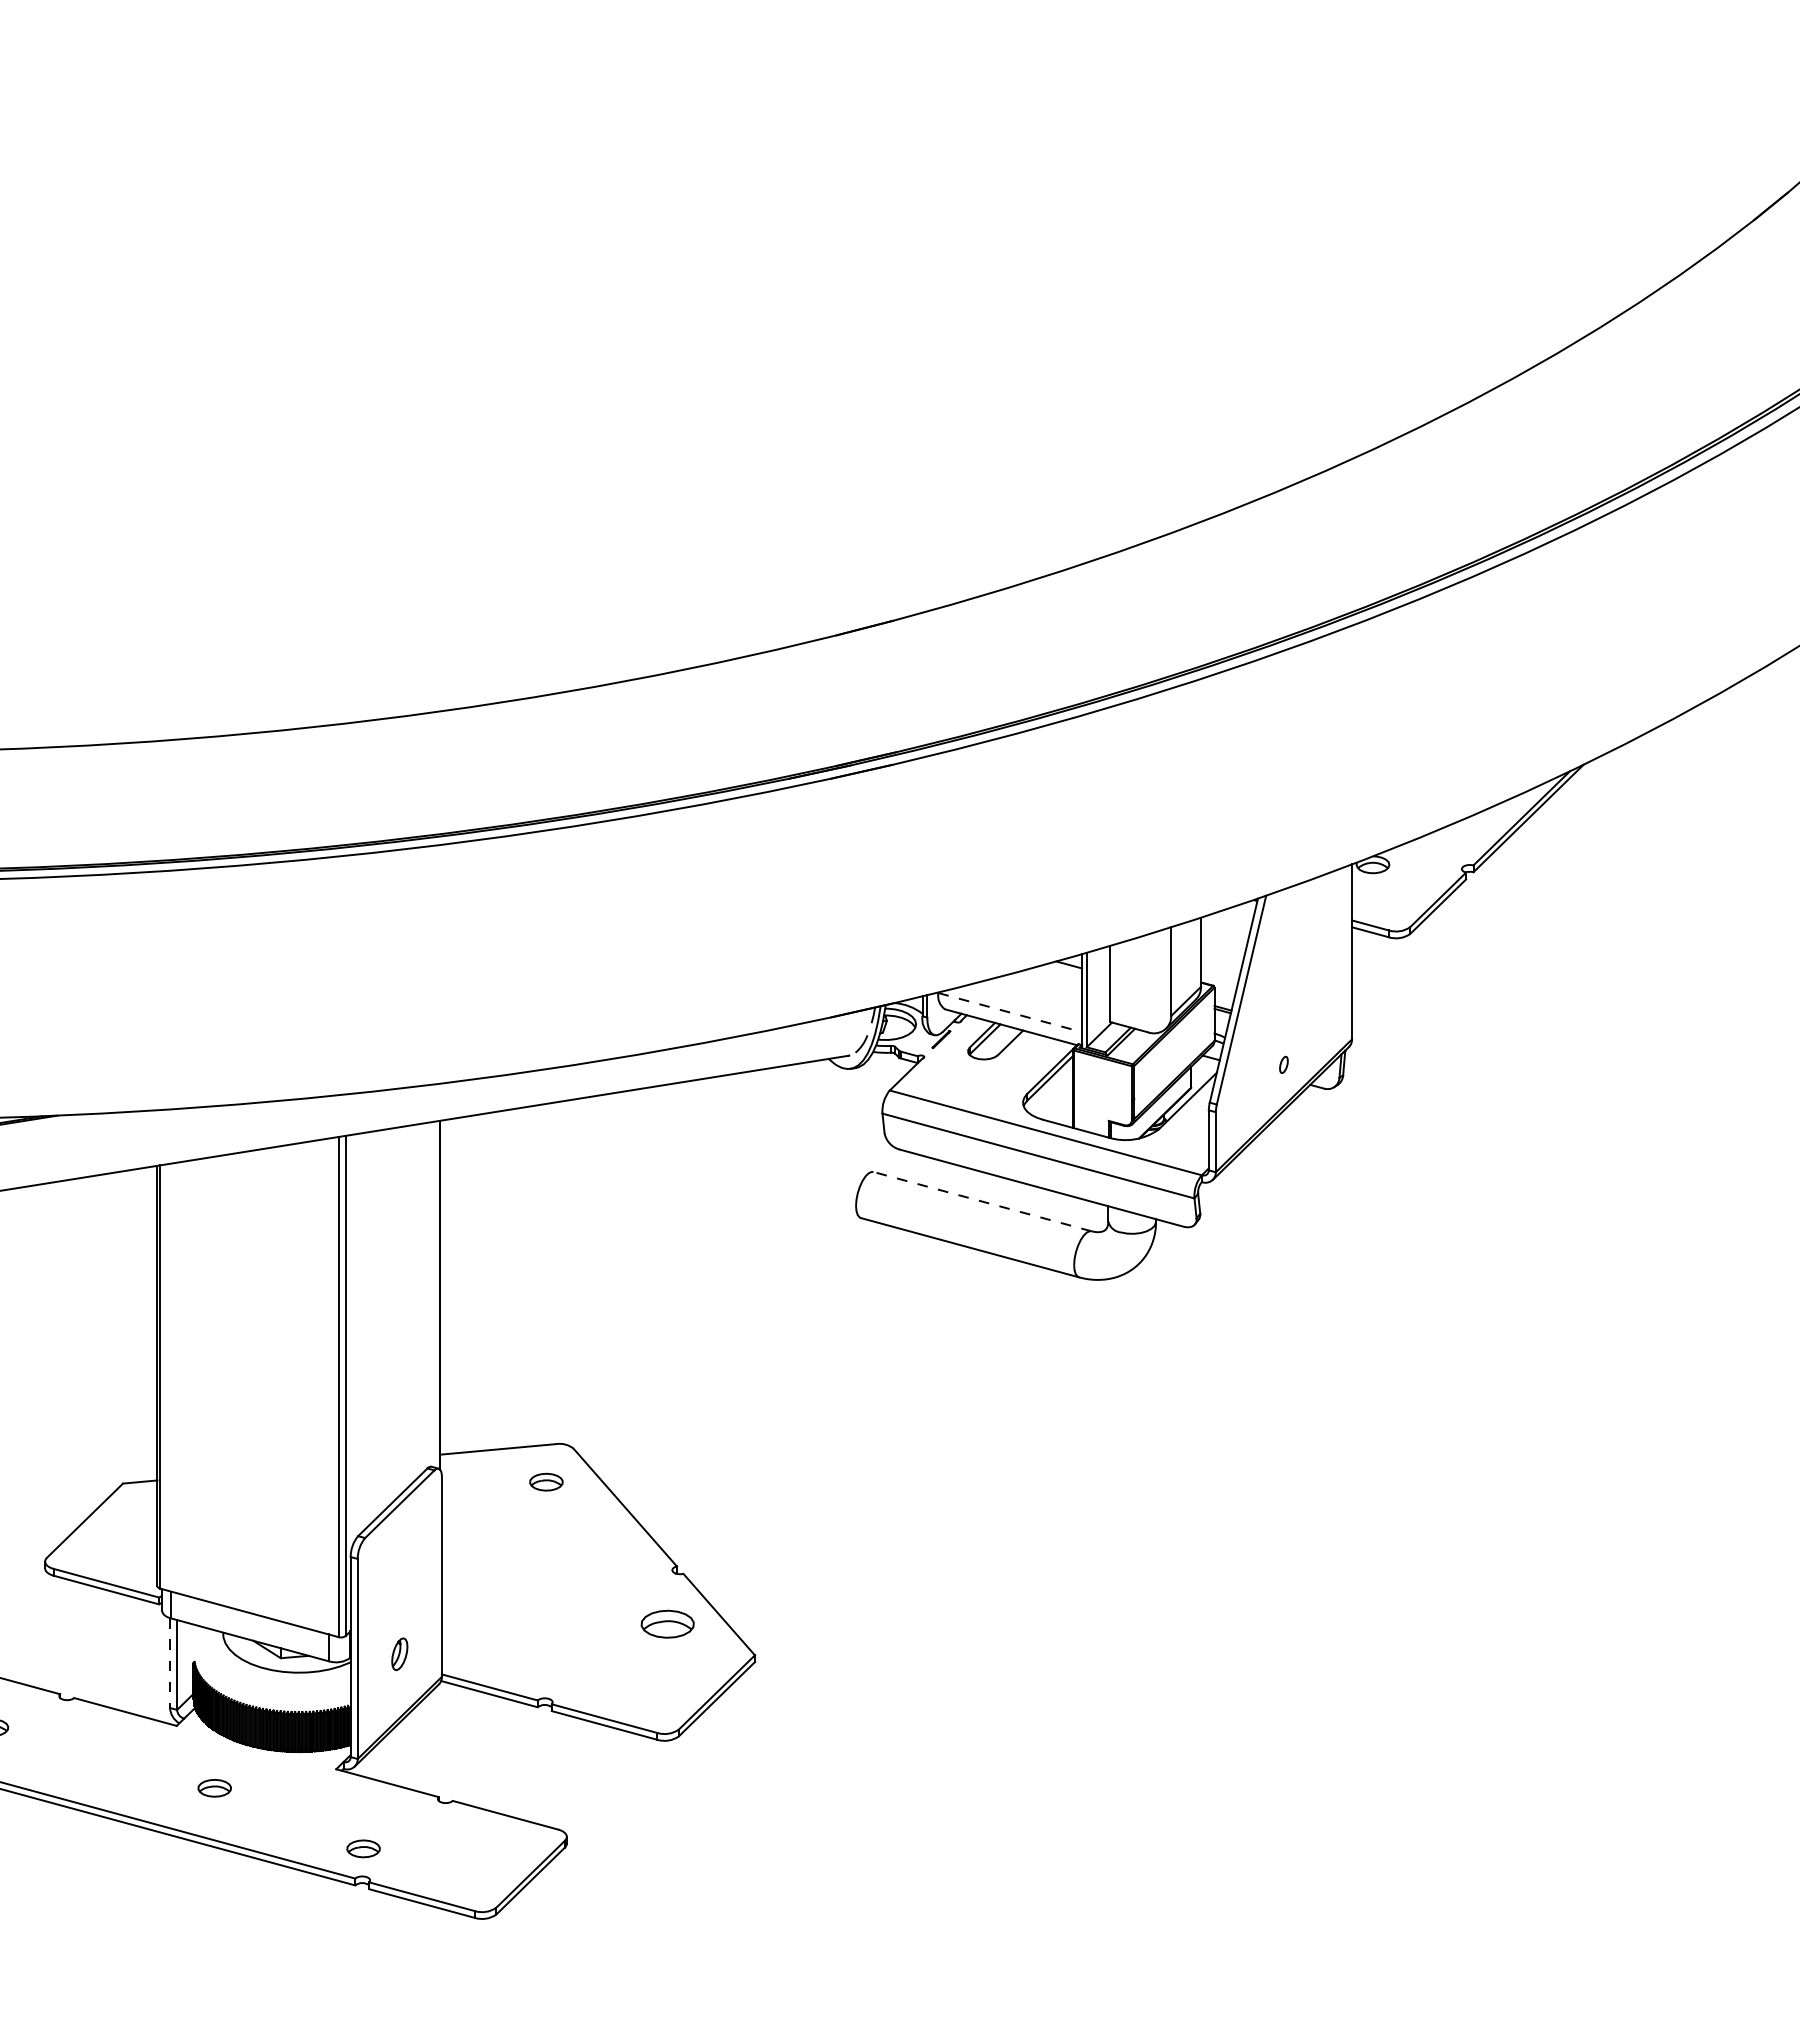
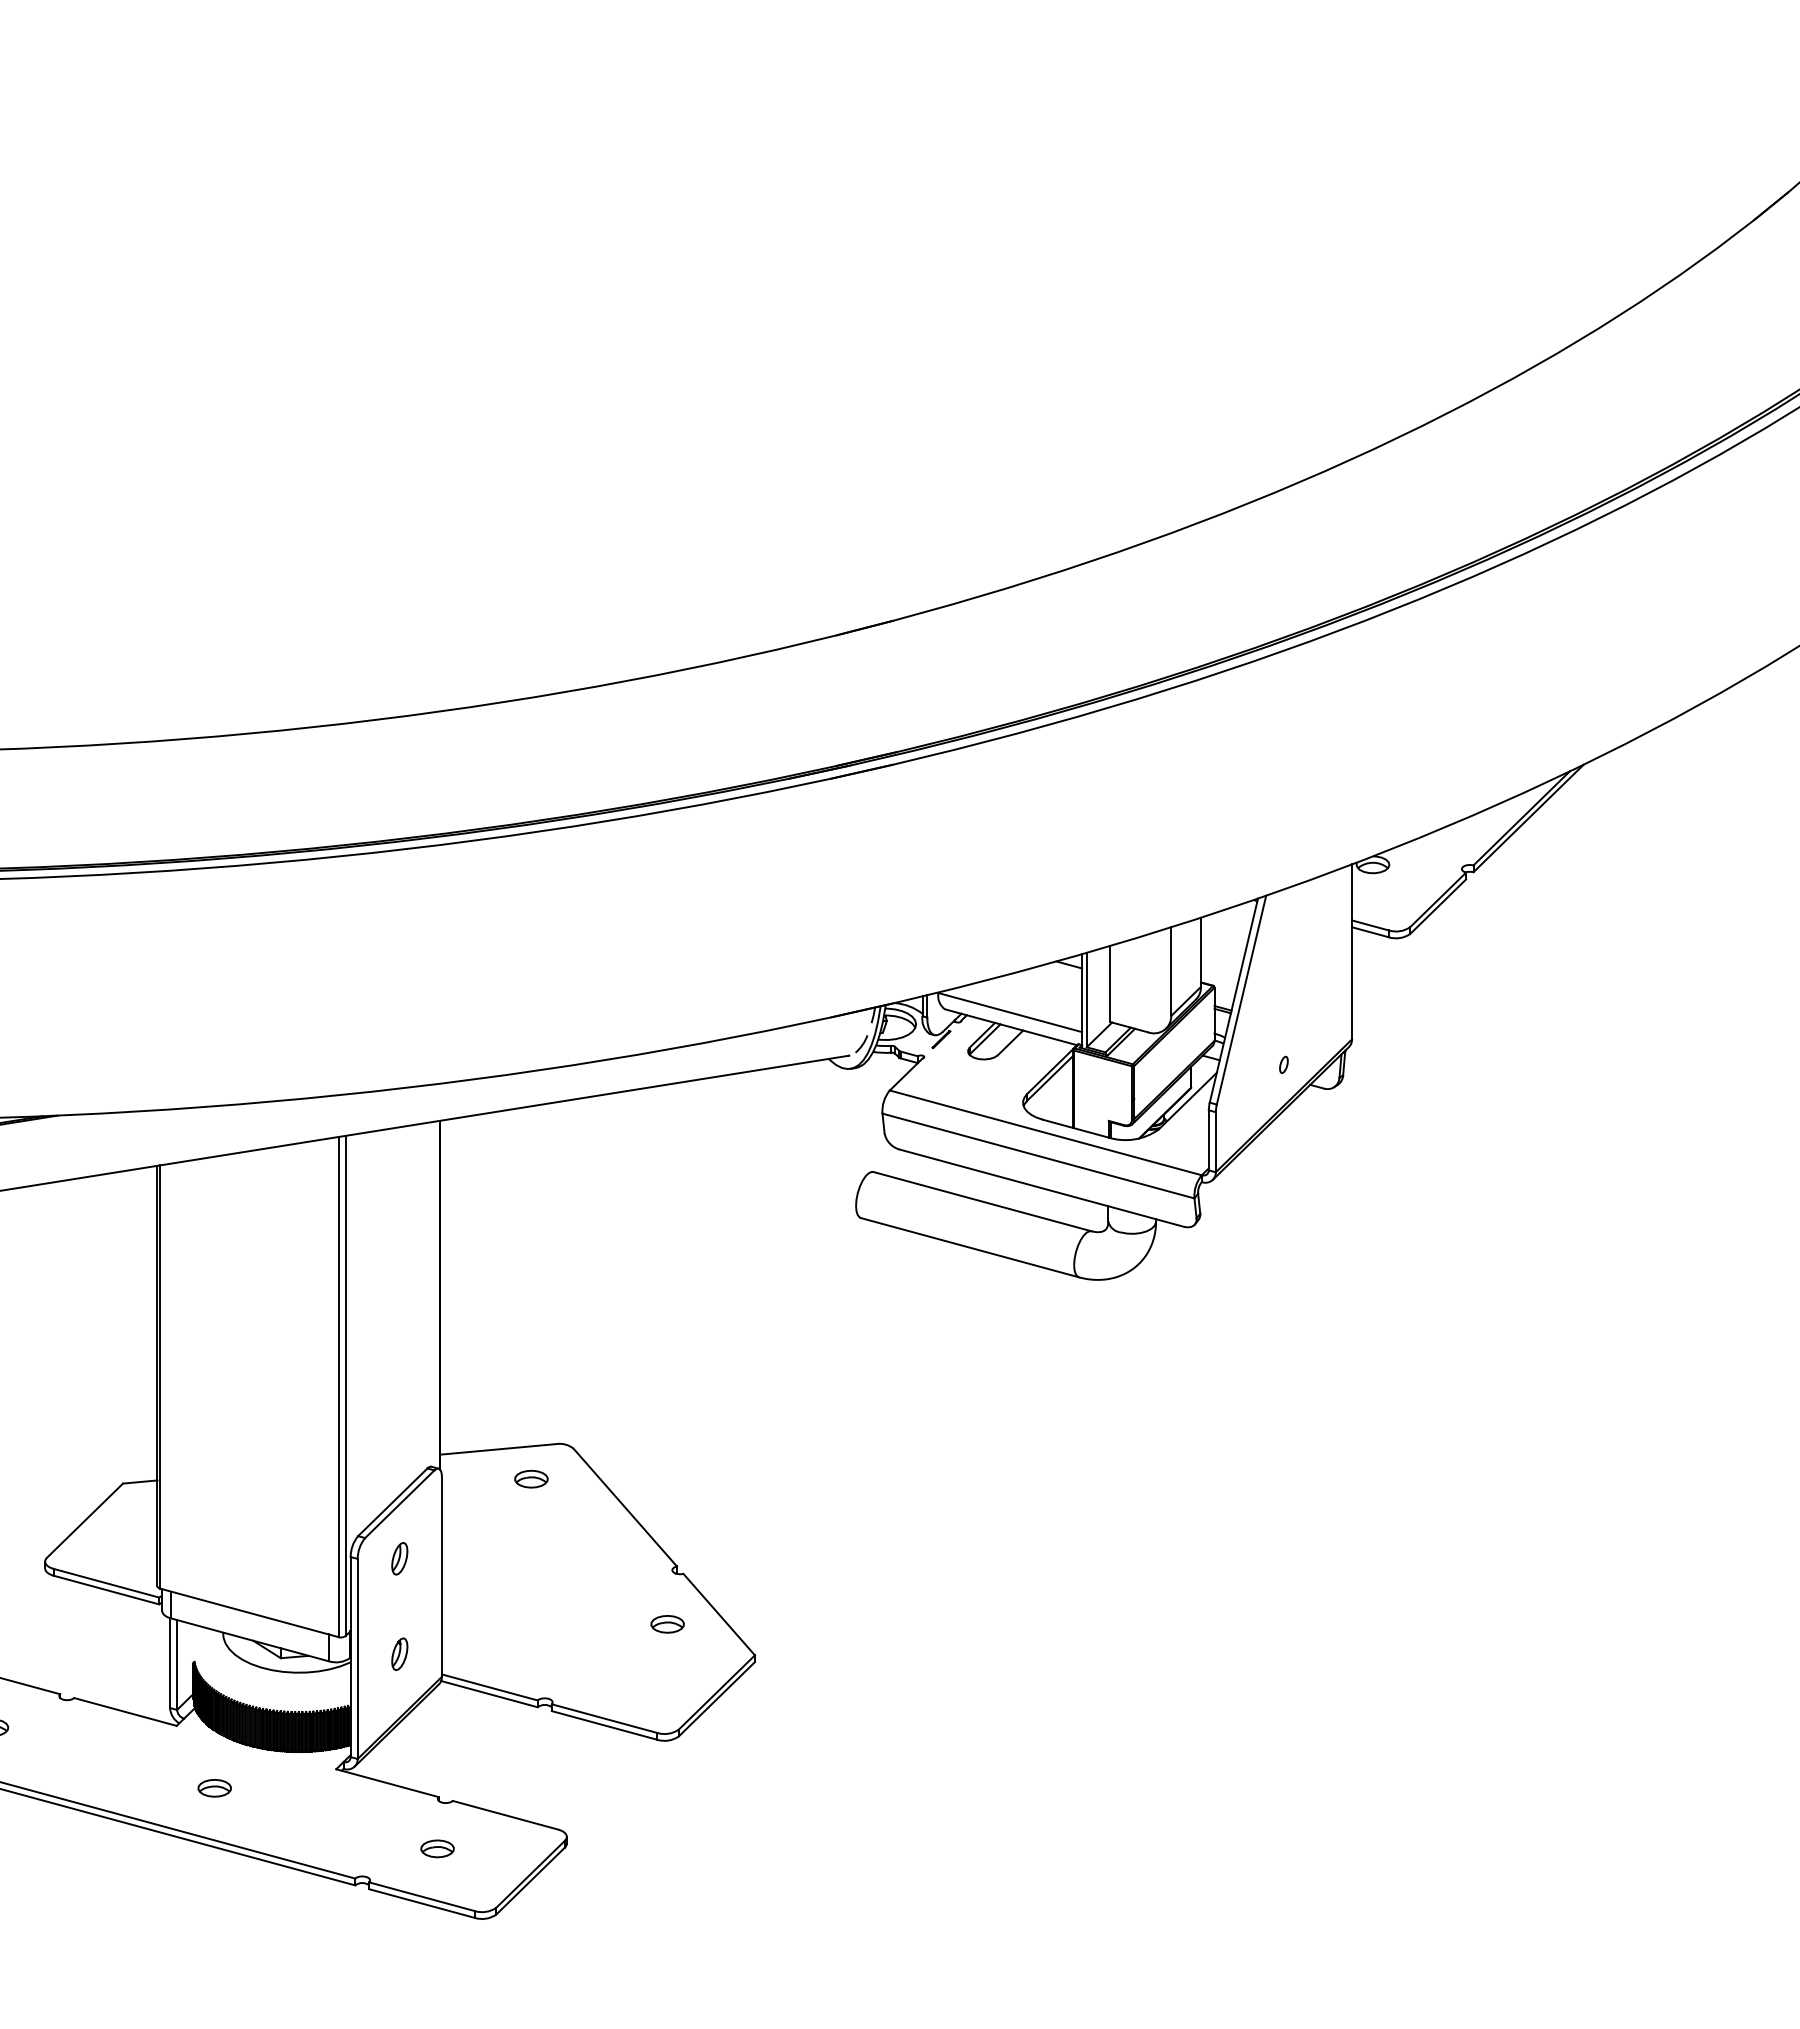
line: dashed -> solid (1010, 1012)
line: dashed -> solid (982, 1201)
part position: (546, 1481) -> (531, 1478) (531, 1478)
part: none -> present (399, 1558)
part size: 55x30 px -> 35x19 px (667, 1624)
line: dashed -> solid (170, 1663)
part position: (363, 1848) -> (437, 1848) (437, 1848)
